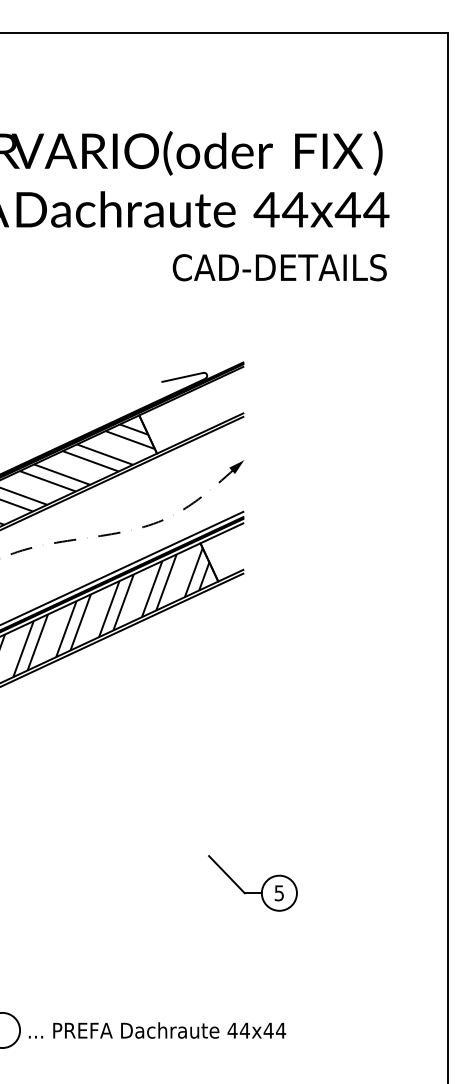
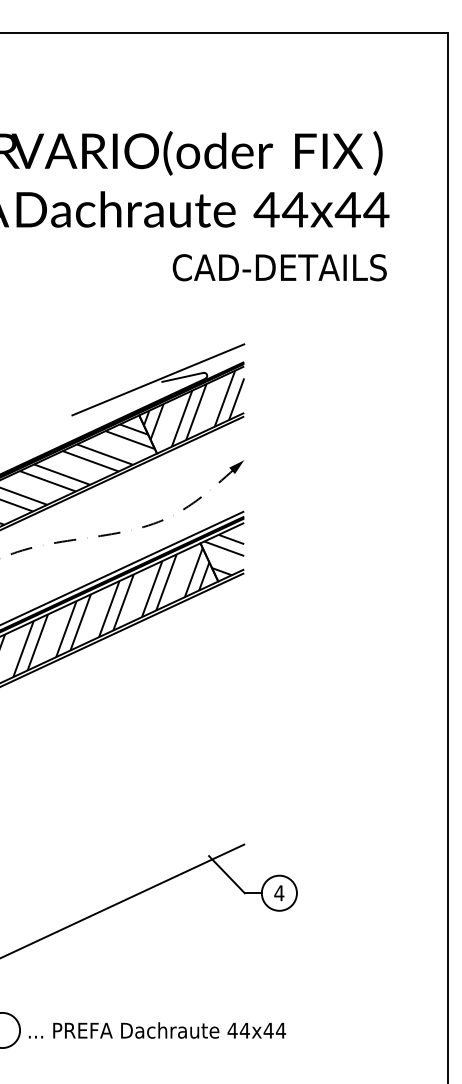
line: none -> present (158, 379)
hatch: none -> present (193, 408)
hatch: none -> present (224, 554)
text: 5 -> 4 (279, 893)
line: none -> present (123, 900)
